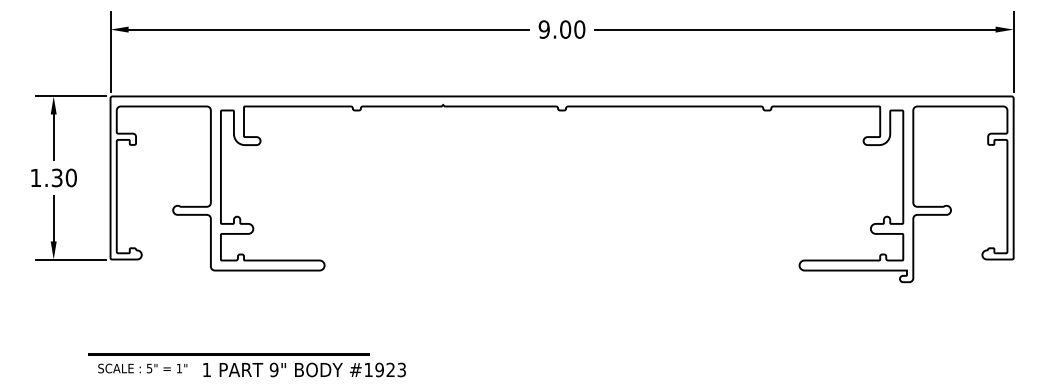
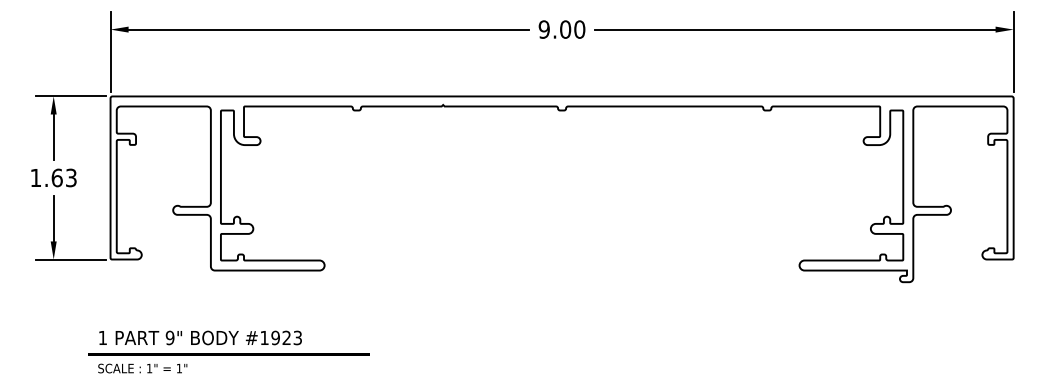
text: 1.30 -> 1.63 (63, 177)
text: 5" -> 1" (149, 368)
text position: (304, 369) -> (200, 337) (200, 337)
